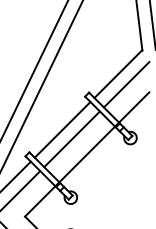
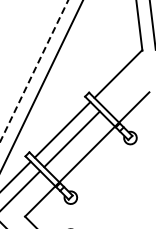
line: solid -> dashed (34, 71)
line: present -> none (126, 84)
